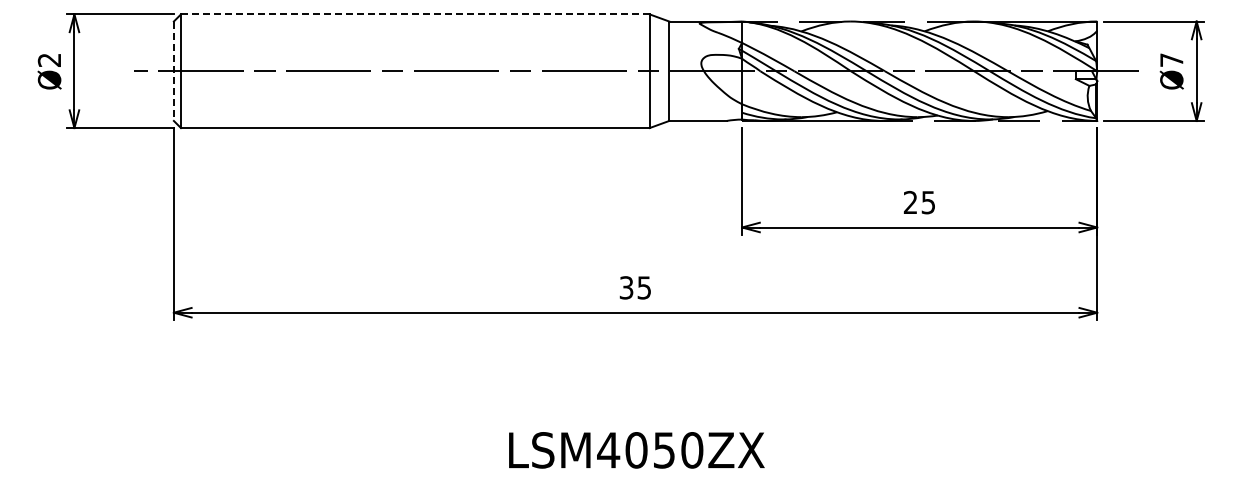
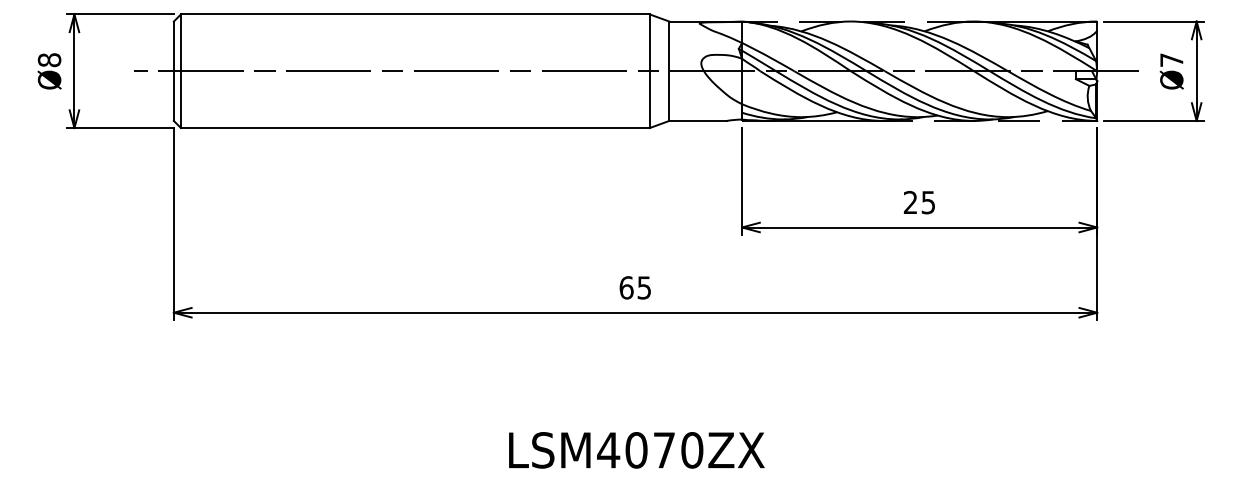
line: dashed -> solid (414, 14)
text: Ø2 -> Ø8 (49, 60)
line: dashed -> solid (173, 71)
text: 35 -> 65 (626, 287)
text: LSM4050ZX -> LSM4070ZX (664, 450)
